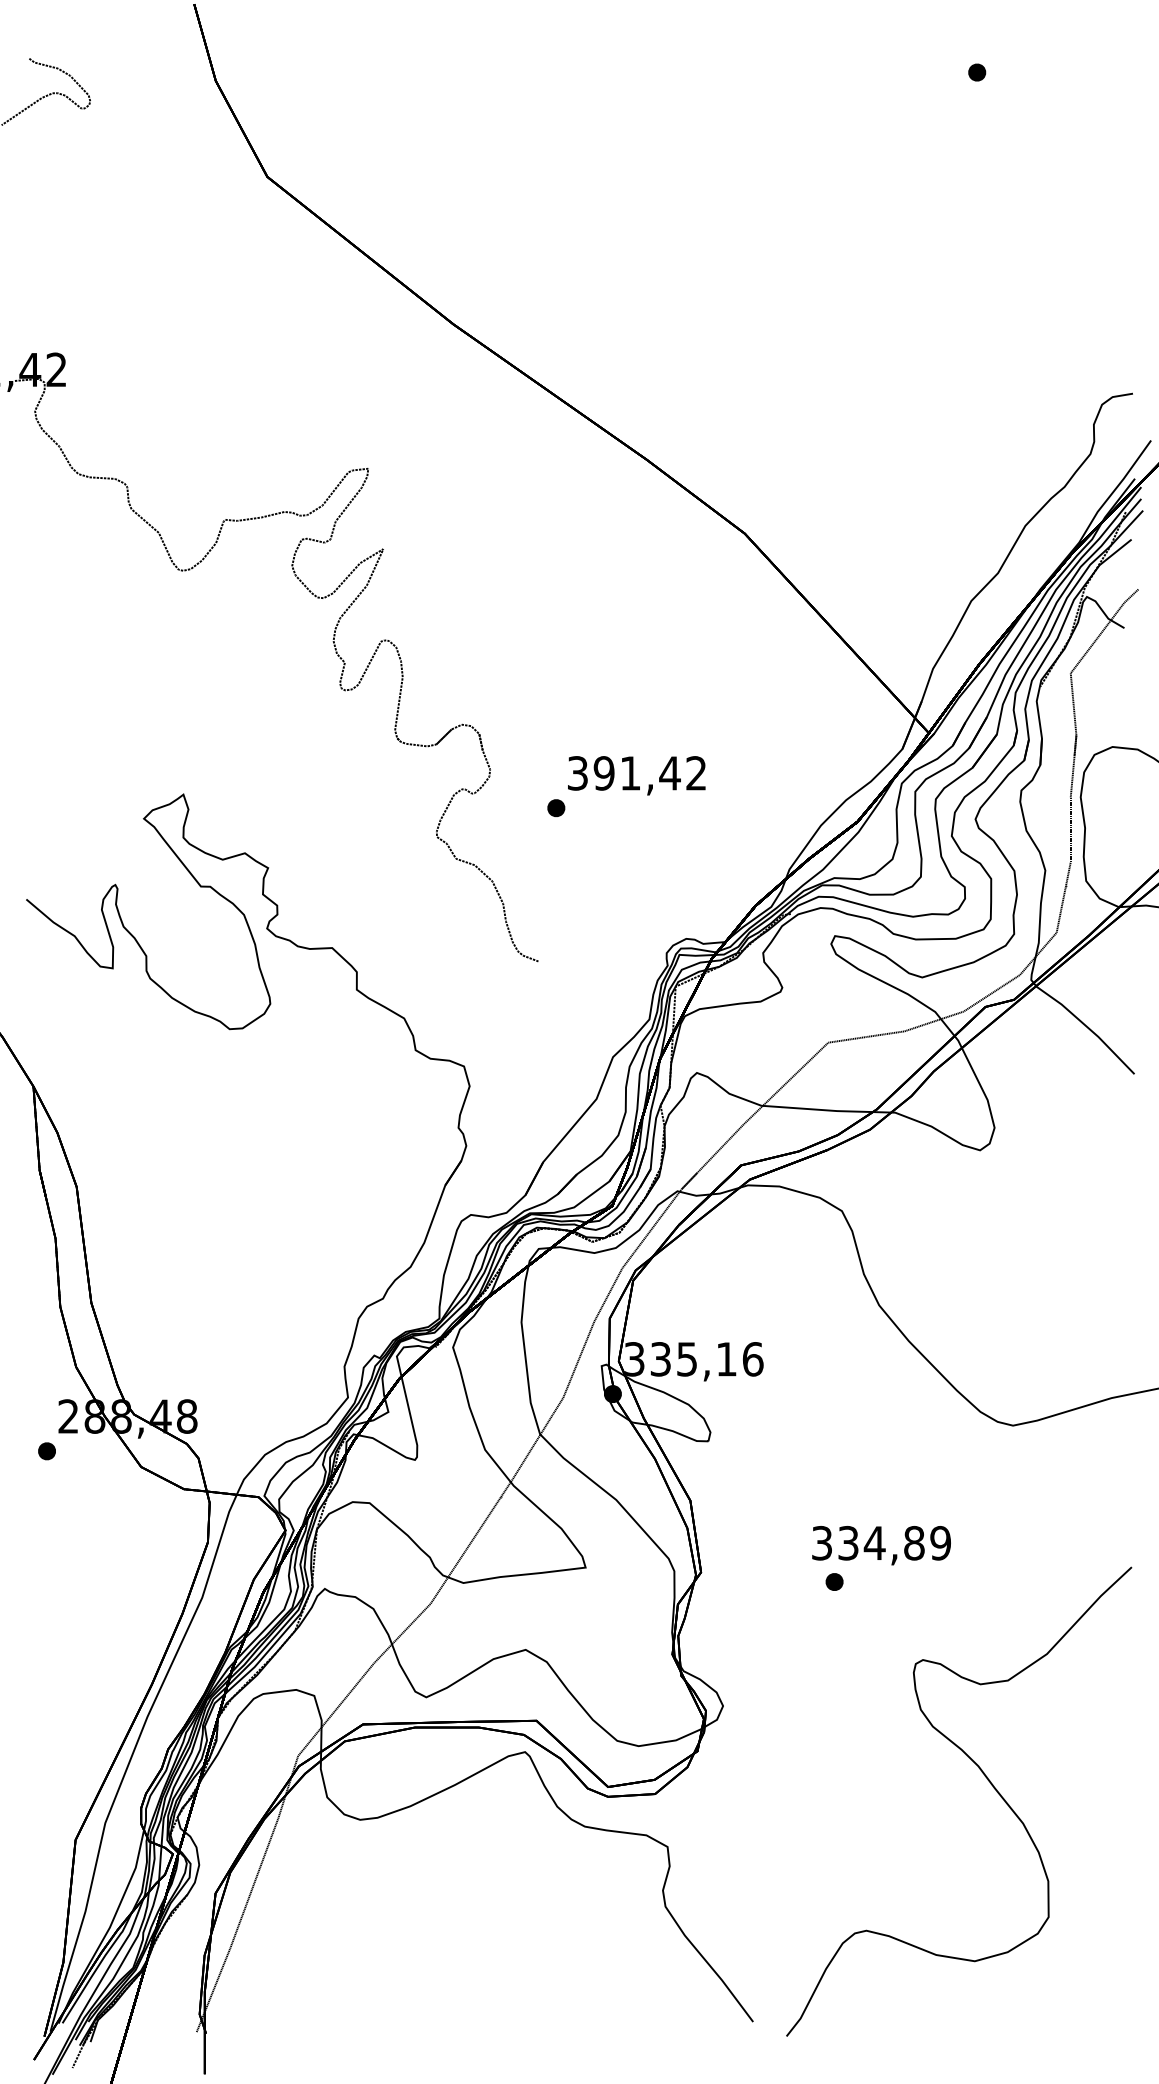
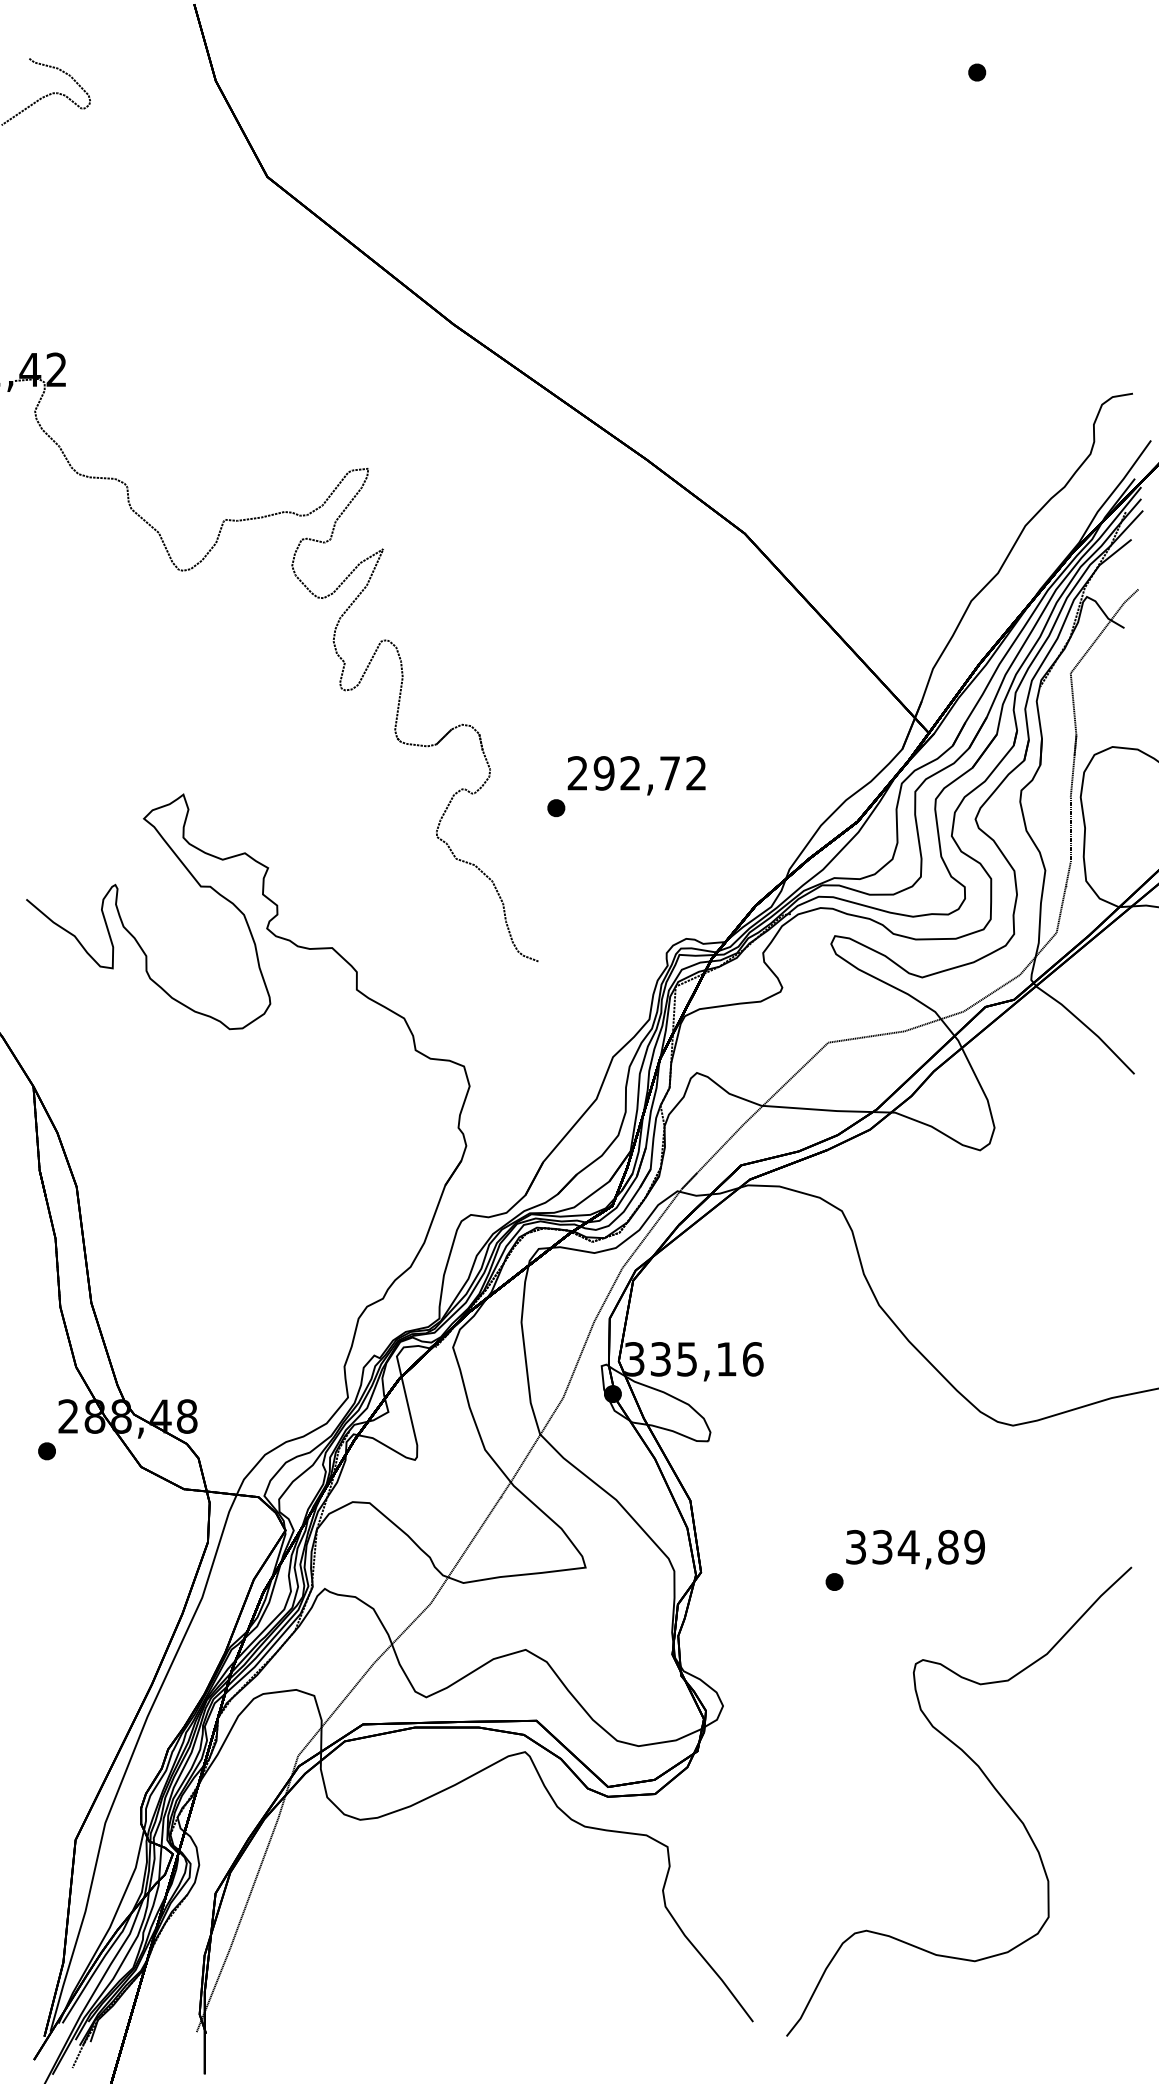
text: 391,42 -> 292,72 (623, 773)
text position: (881, 1545) -> (915, 1549) (915, 1549)
